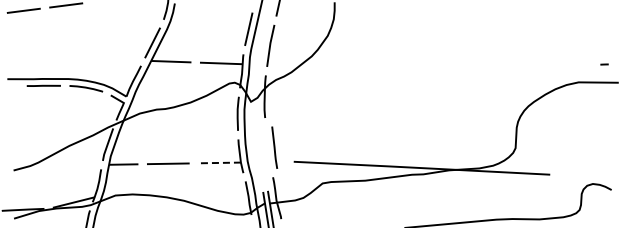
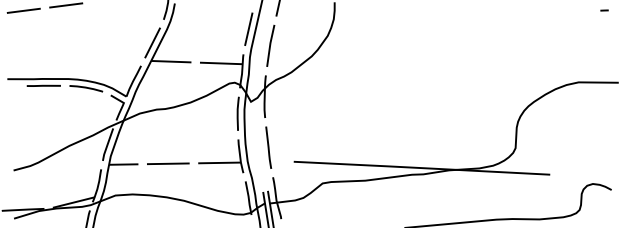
line position: (604, 64) -> (604, 10) (604, 10)
line position: (274, 147) -> (268, 147) (268, 147)
line: dashed -> solid (219, 162)
